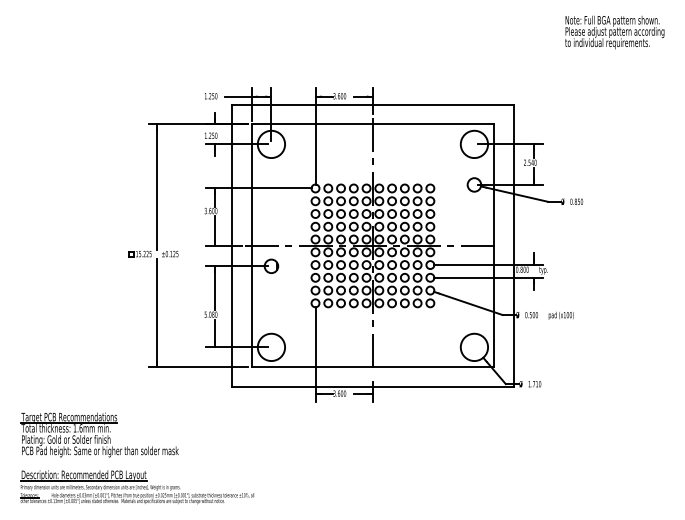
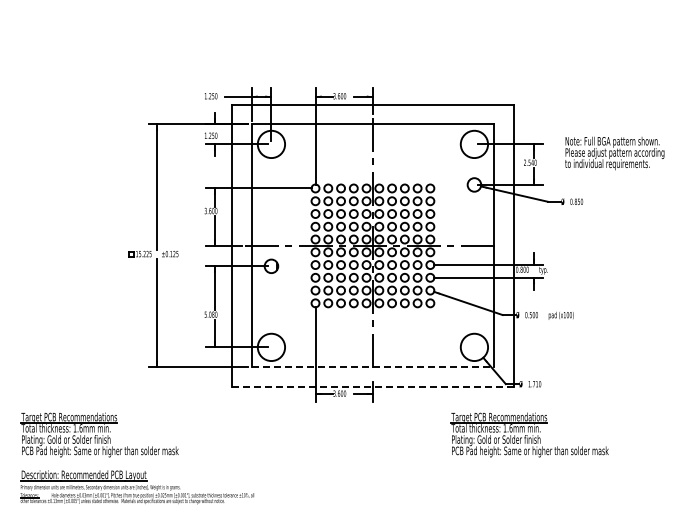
text position: (614, 32) -> (614, 153) (614, 153)
line: solid -> dashed (373, 367)
line: solid -> dashed (373, 387)
part: none -> present (529, 434)
